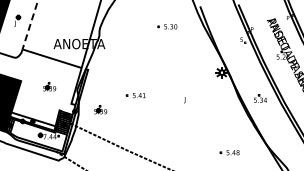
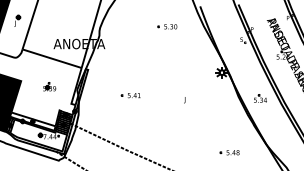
line: dashed -> solid (30, 24)
part position: (135, 95) -> (130, 95) (130, 95)
part: present -> none (100, 109)
